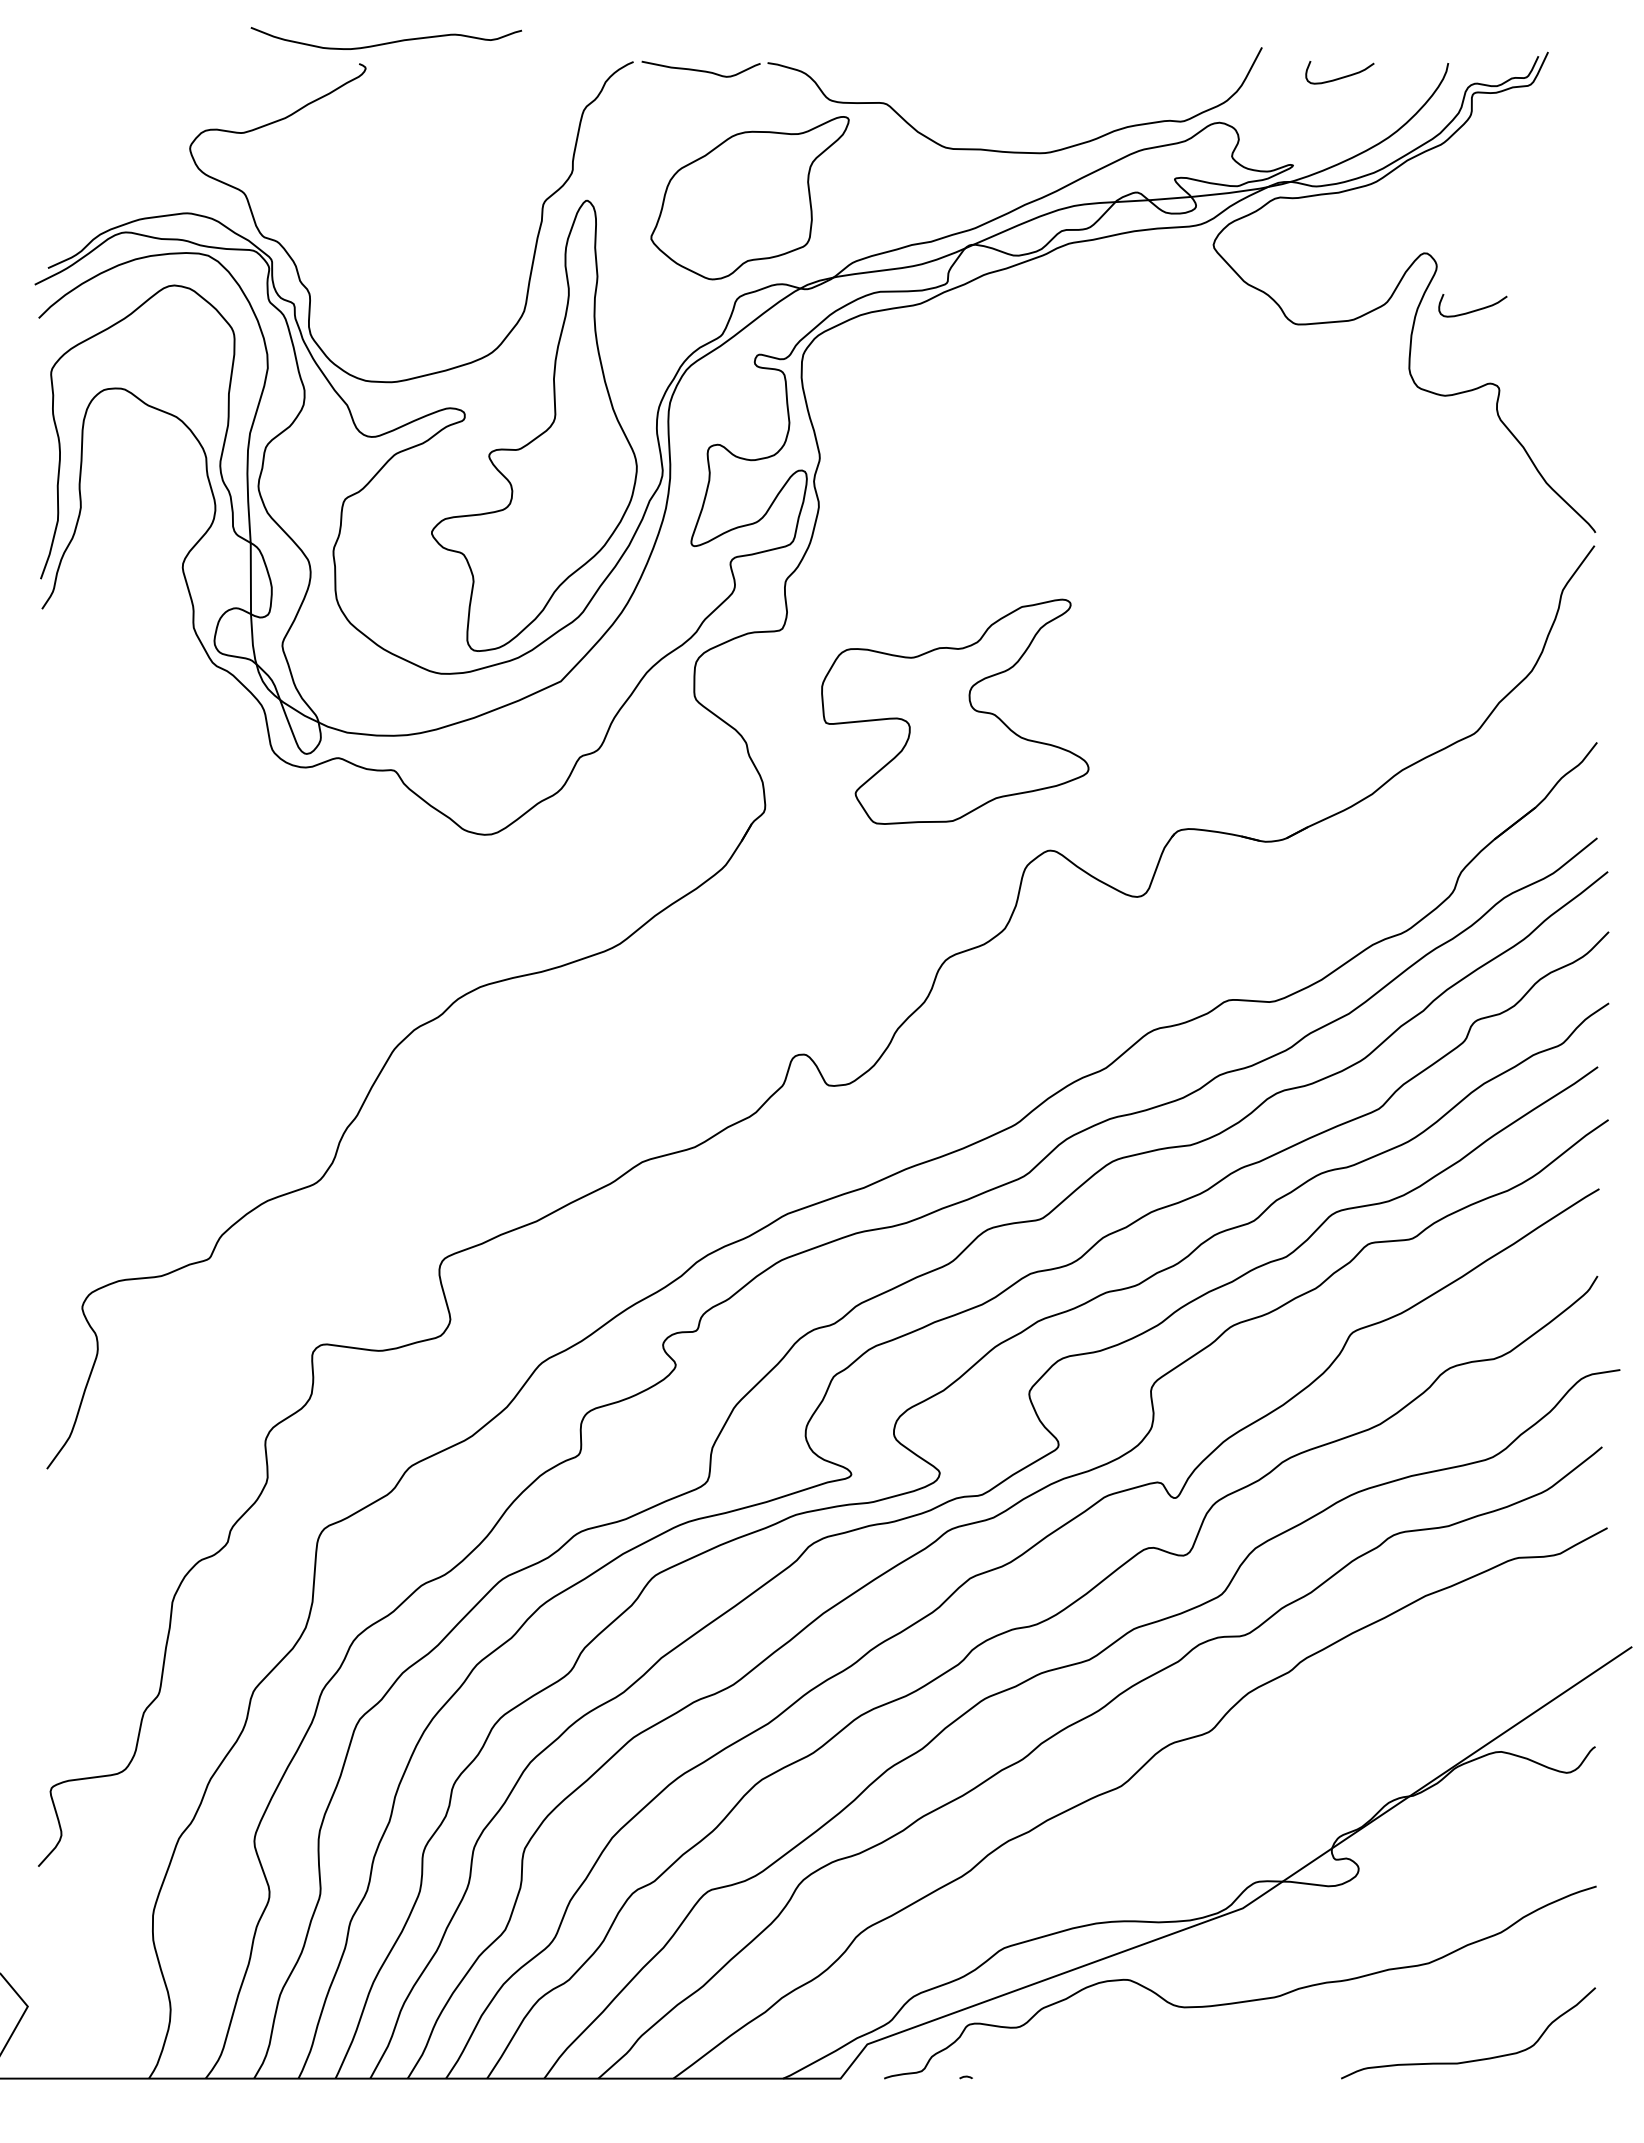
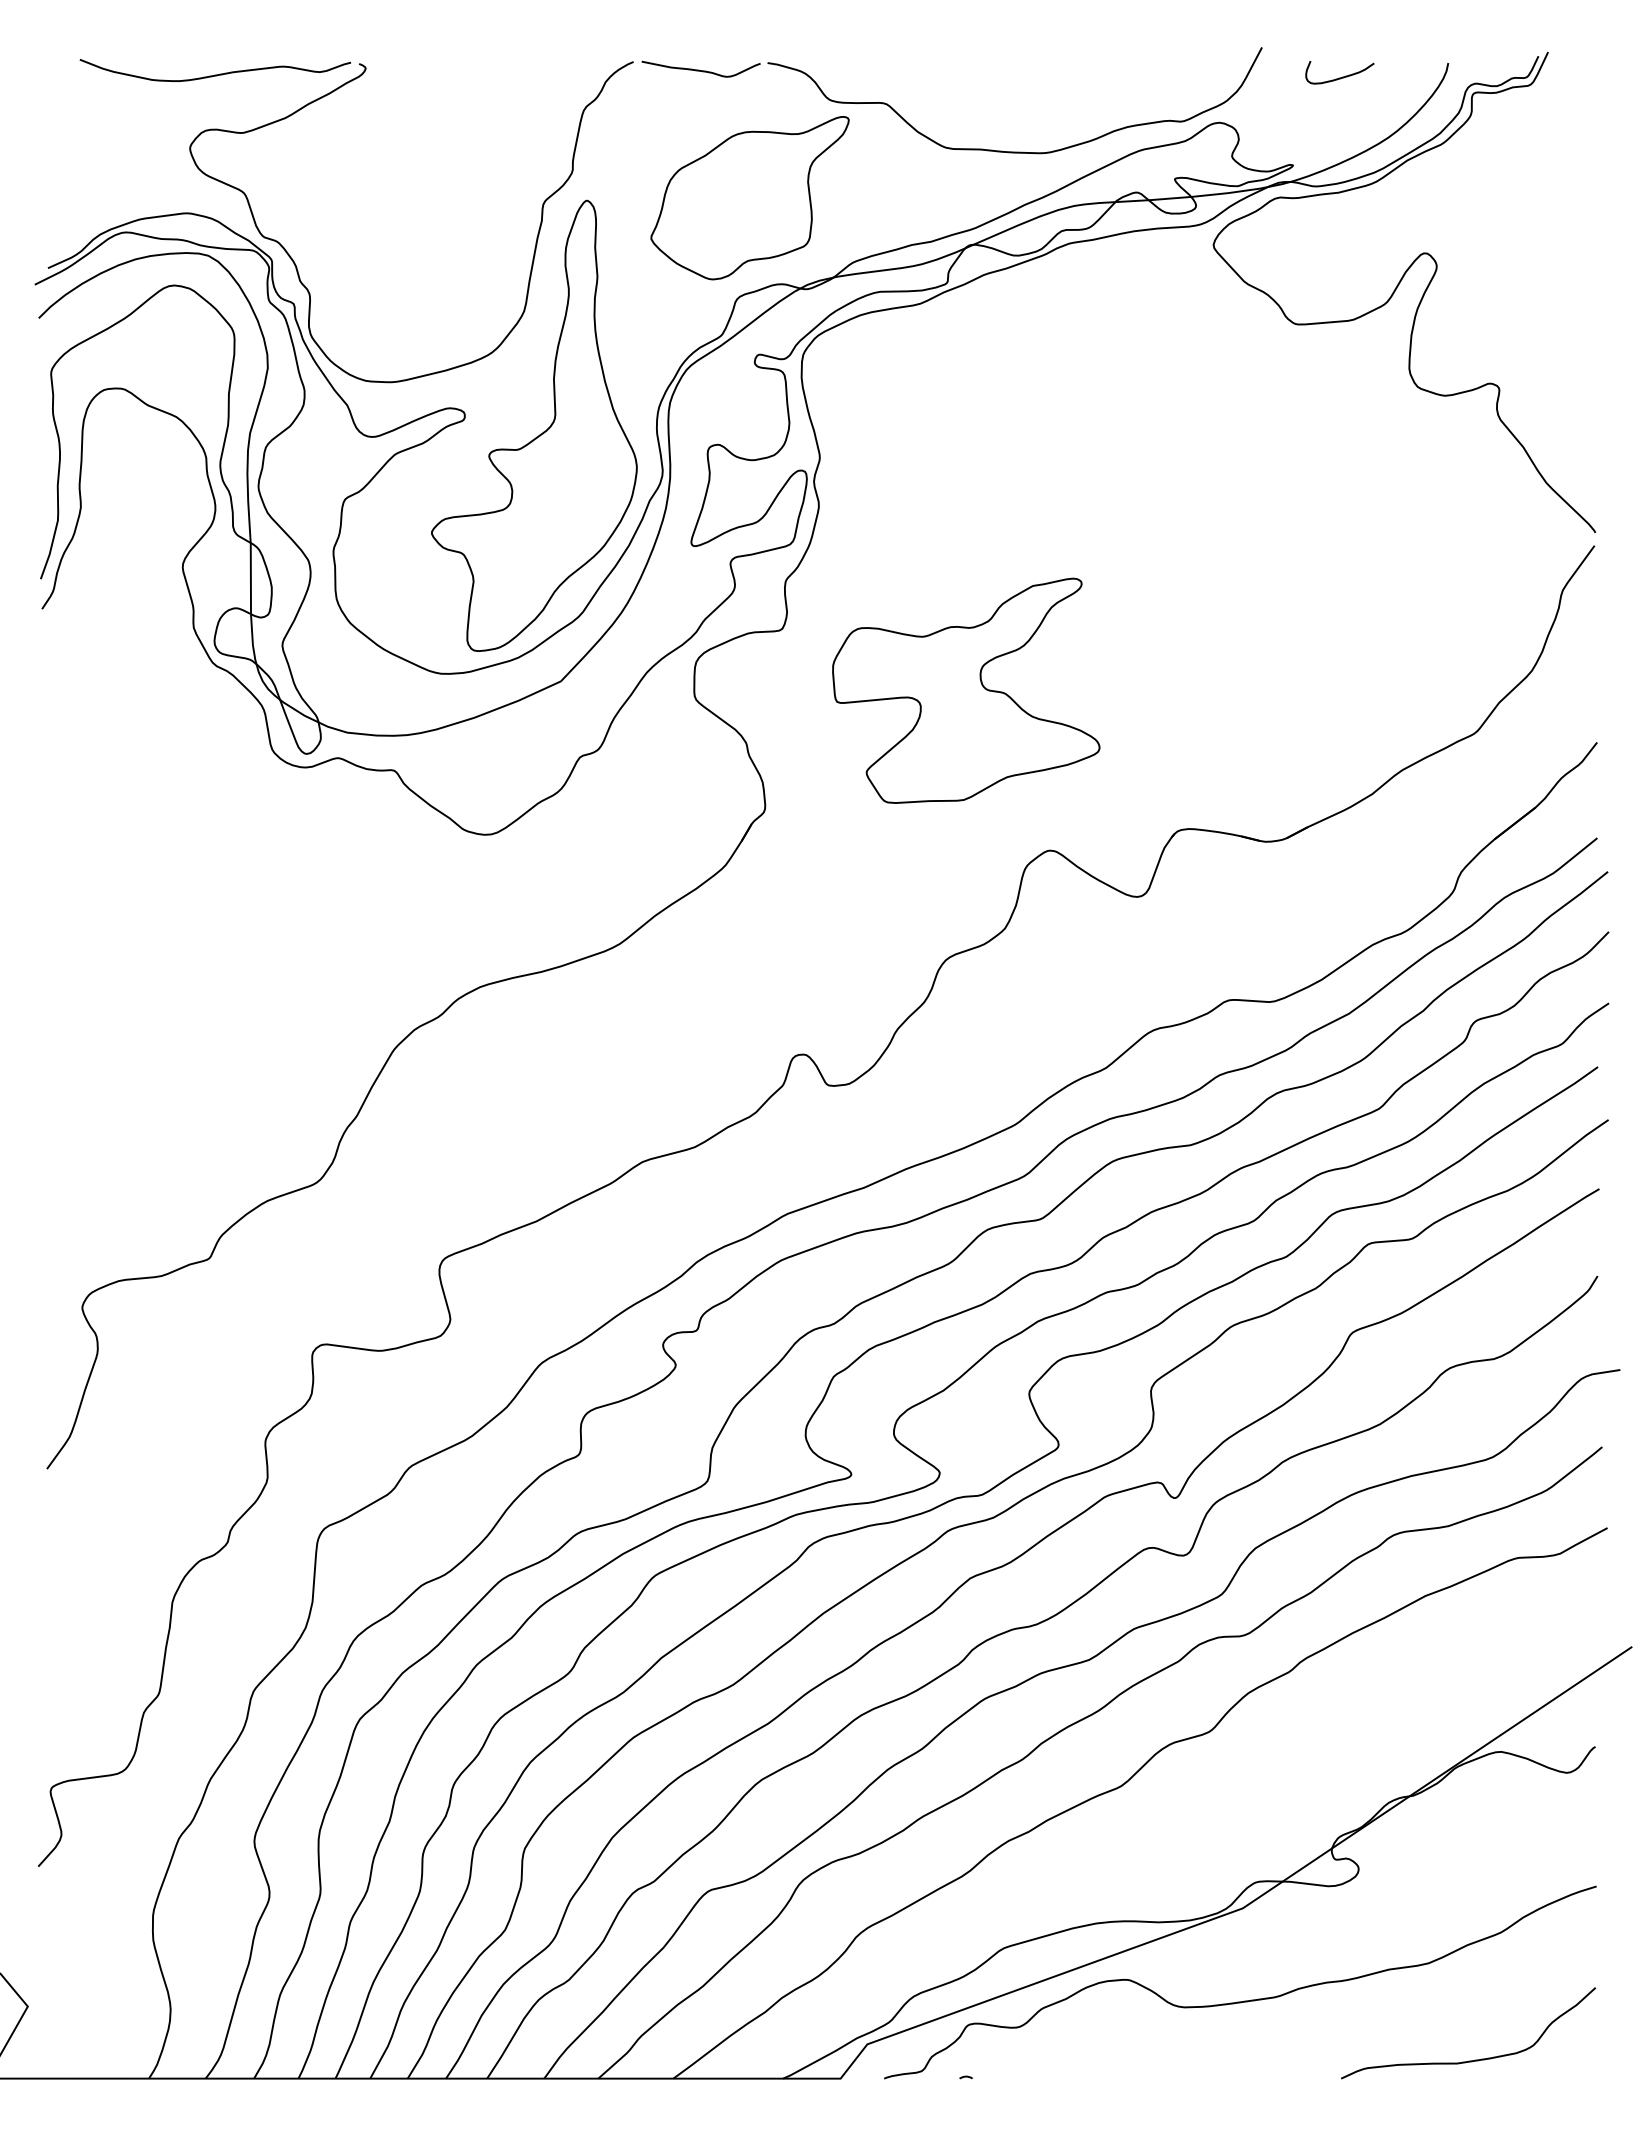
curve position: (386, 42) -> (215, 74) (215, 74)
curve: present -> none (1475, 309)
part position: (955, 711) -> (966, 690) (966, 690)
